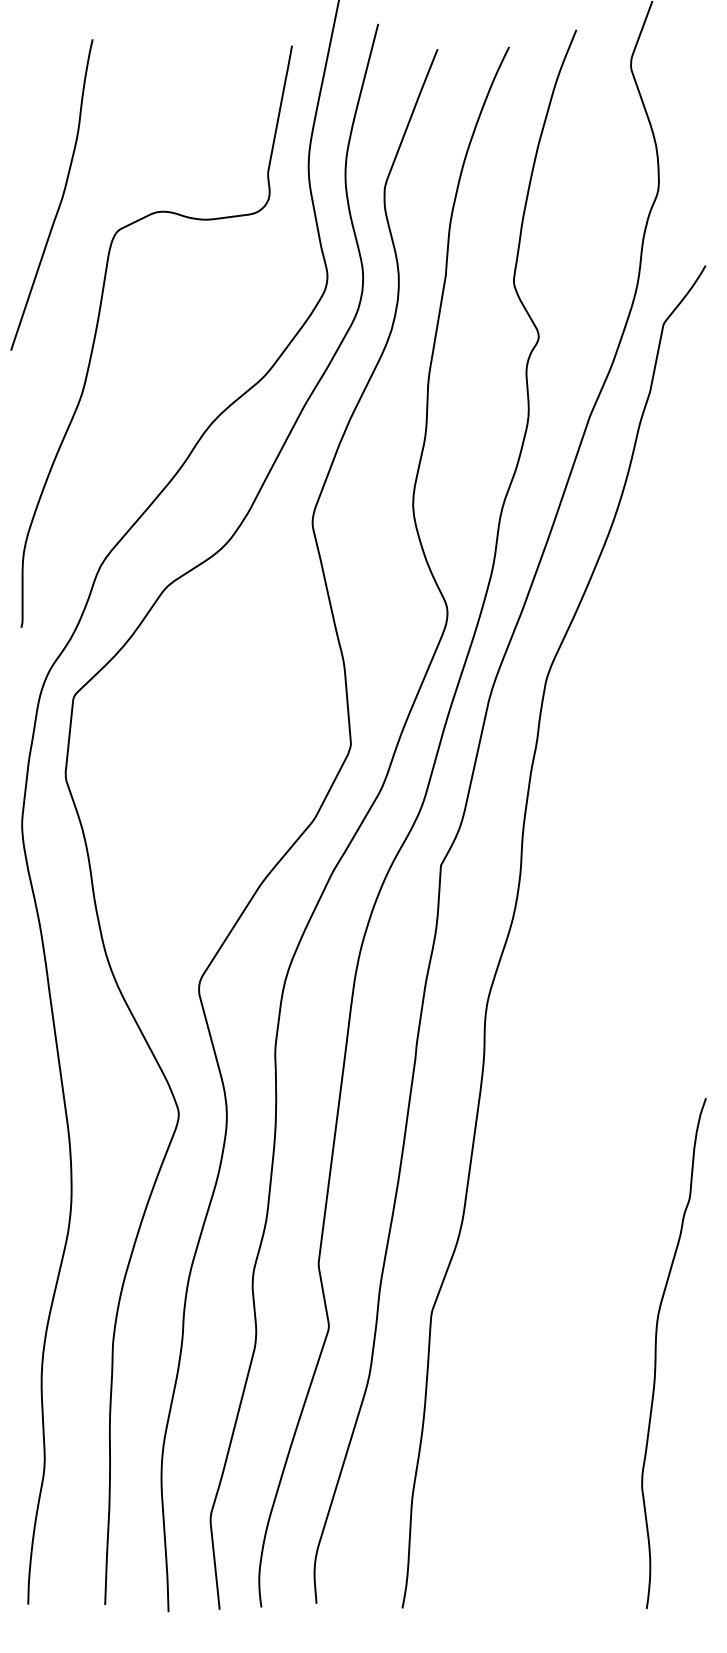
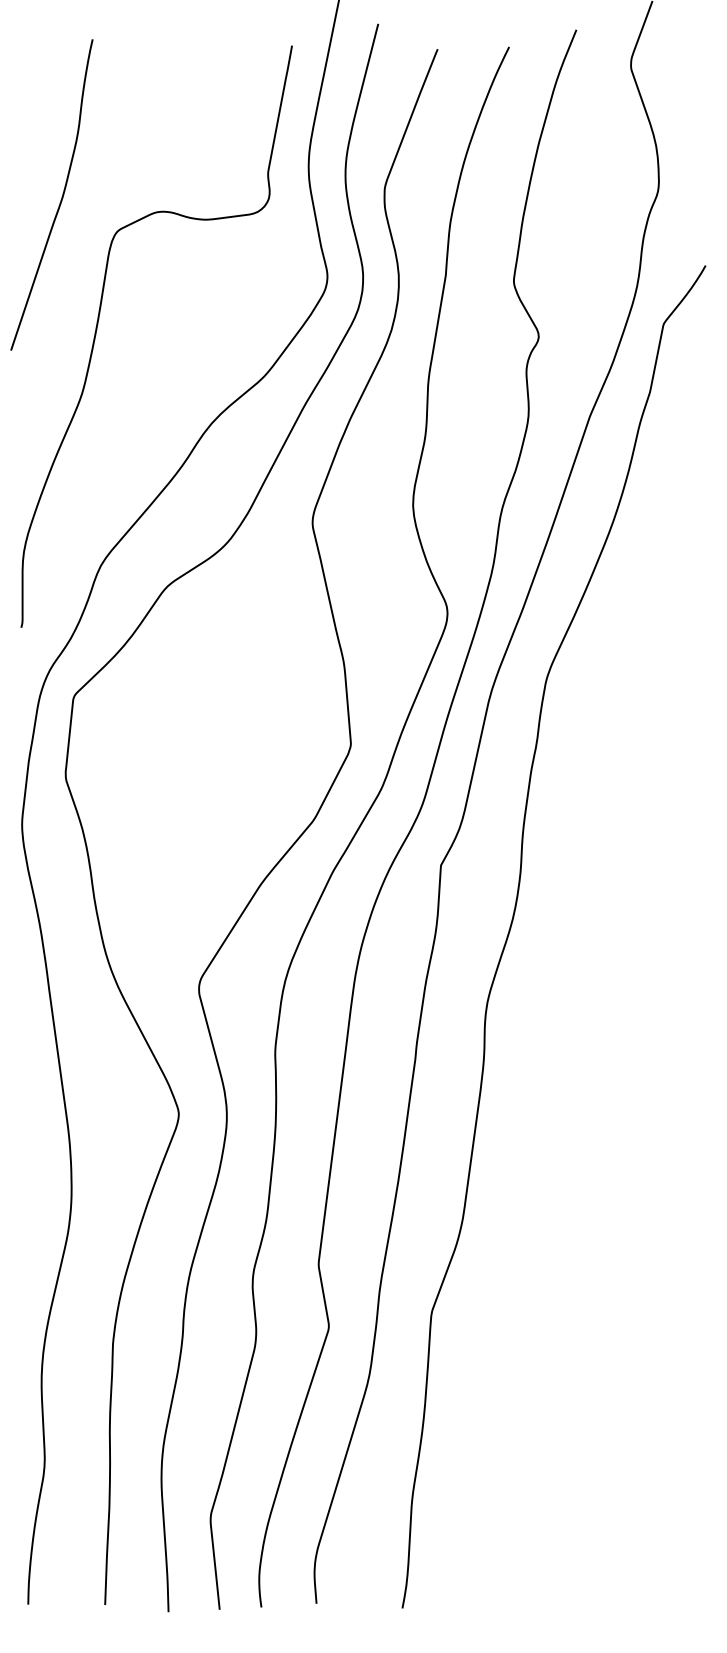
curve: present -> none (656, 1353)
